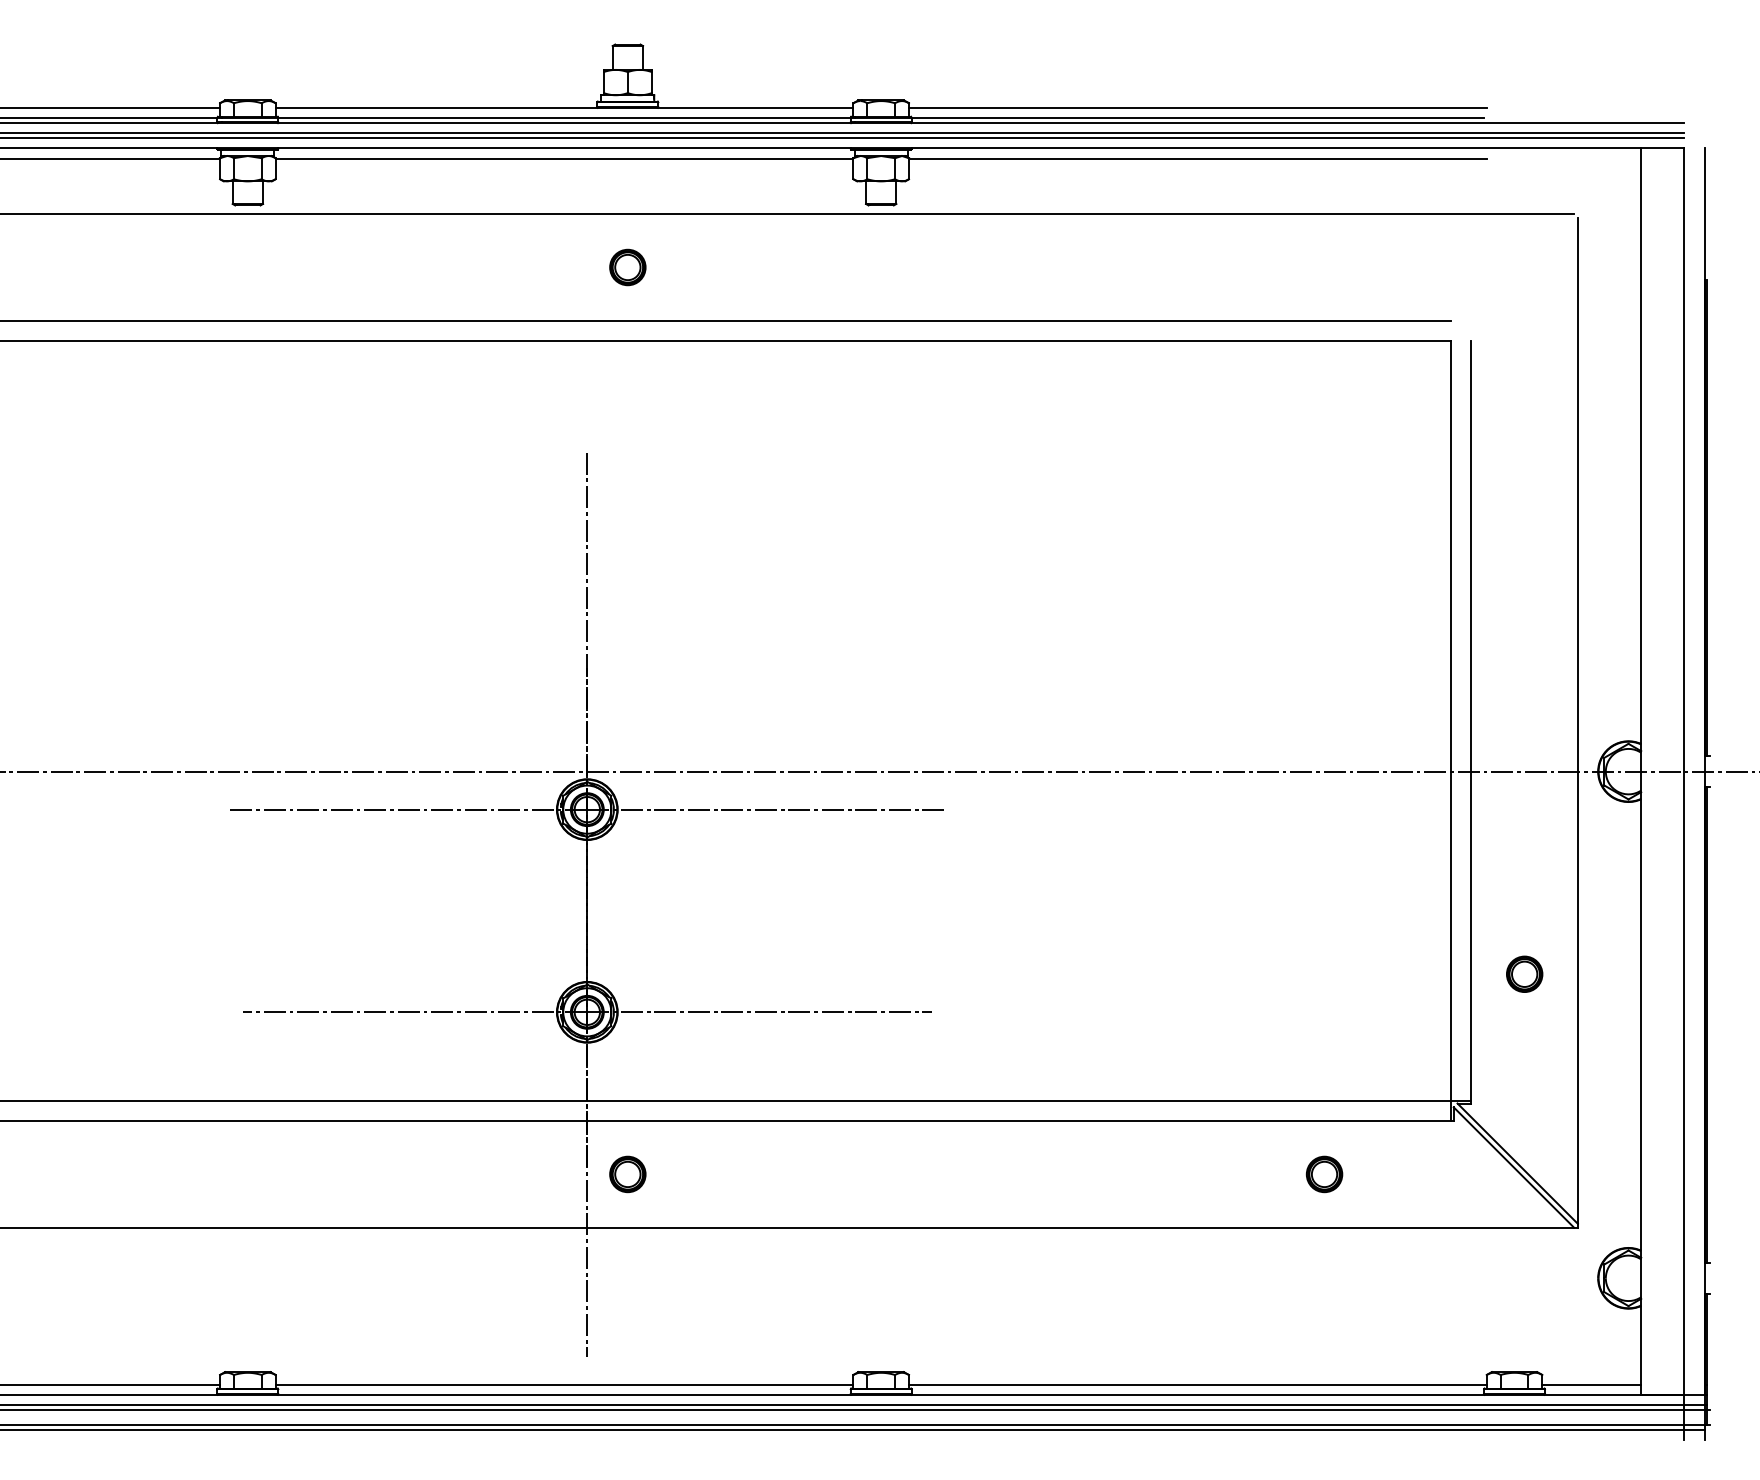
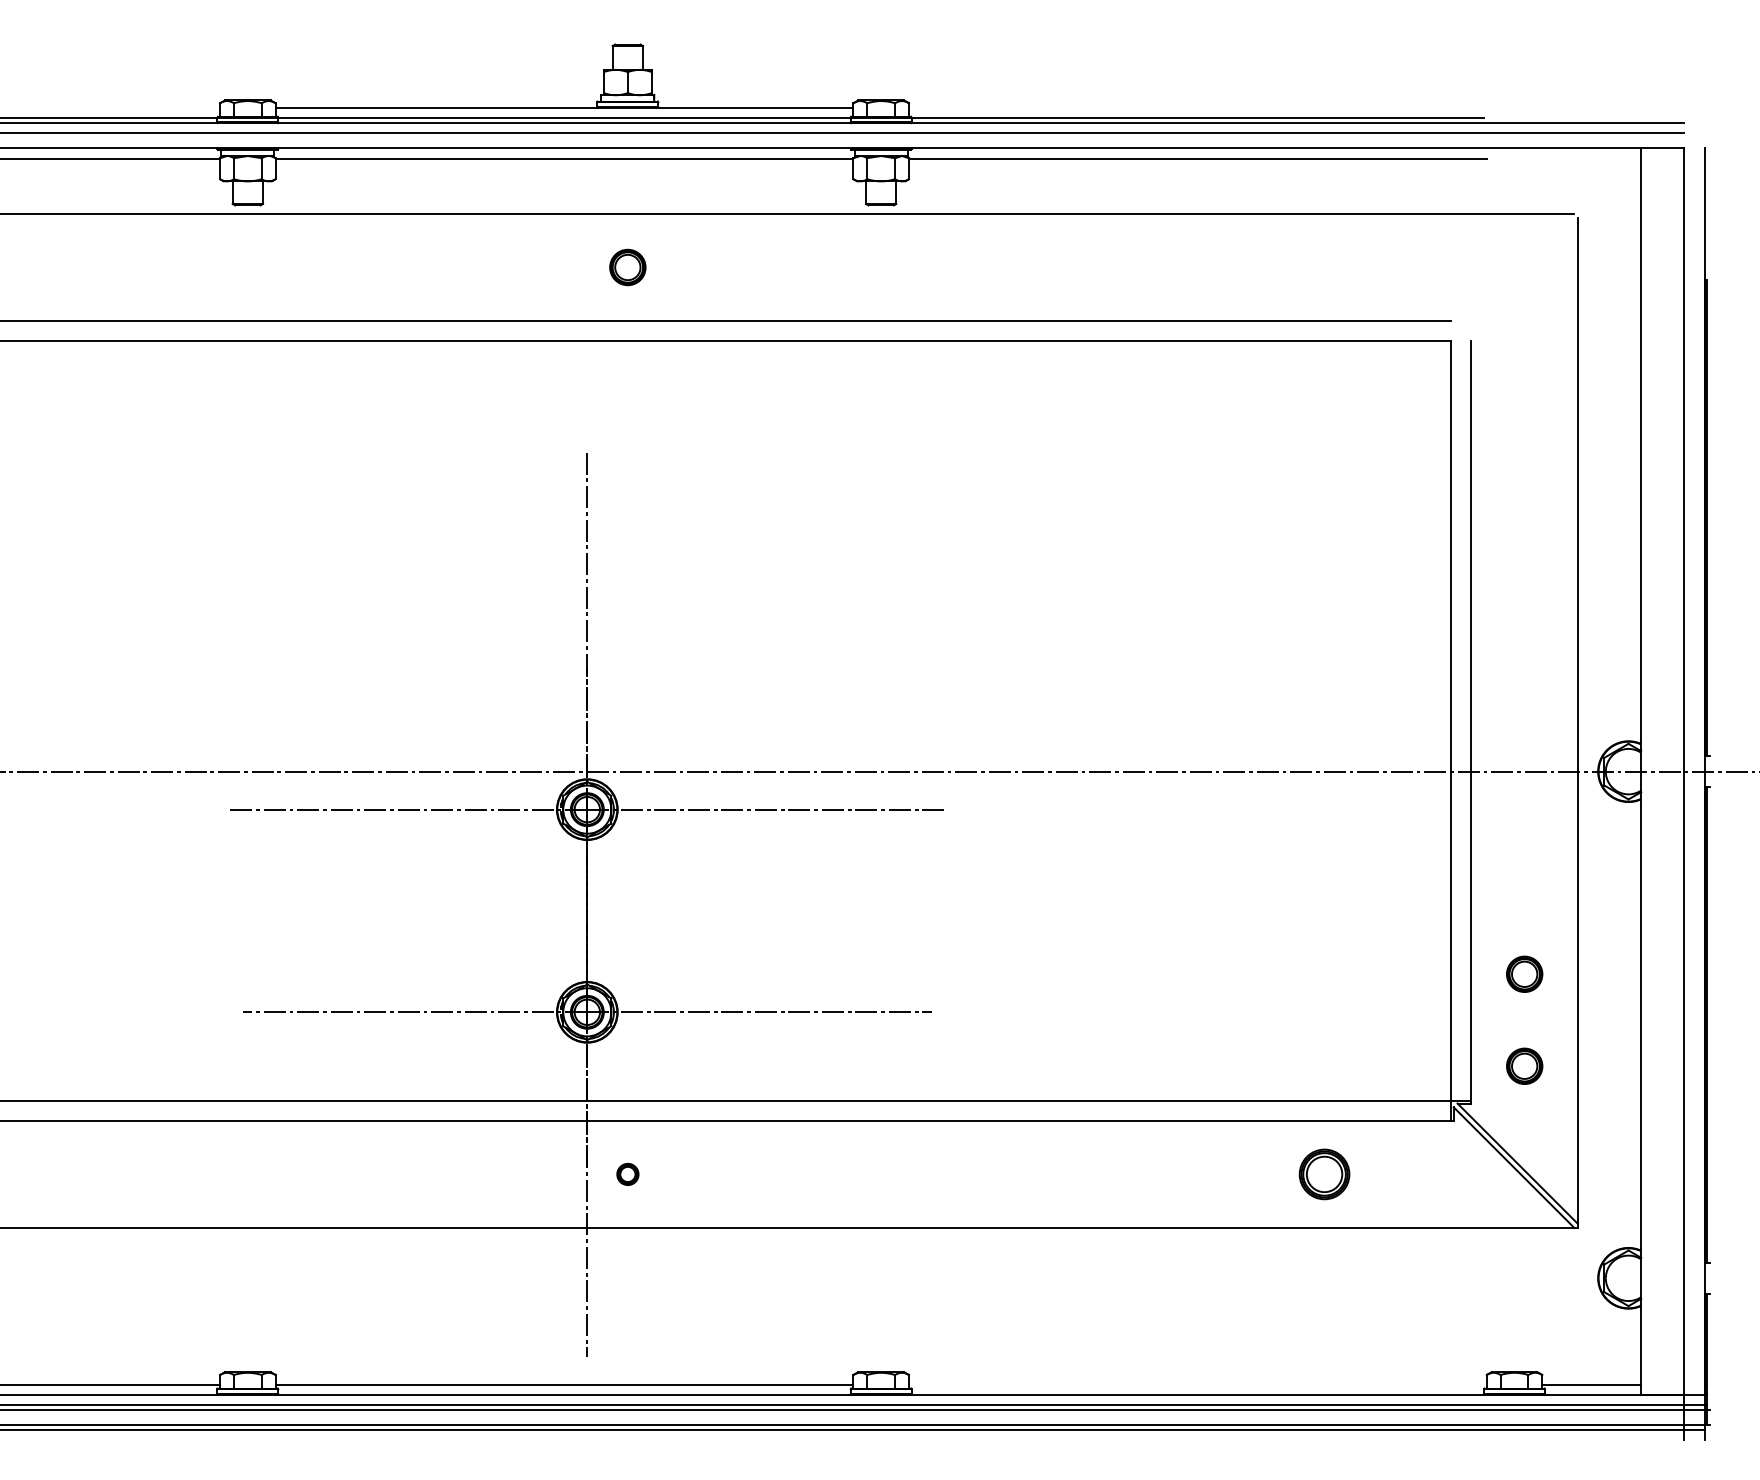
line: present -> none (111, 107)
line: present -> none (1197, 107)
line: present -> none (843, 138)
part: none -> present (1524, 1065)
part size: 38x39 px -> 24x23 px (627, 1174)
part size: 39x39 px -> 53x53 px (1324, 1174)
line: present -> none (1197, 1384)
